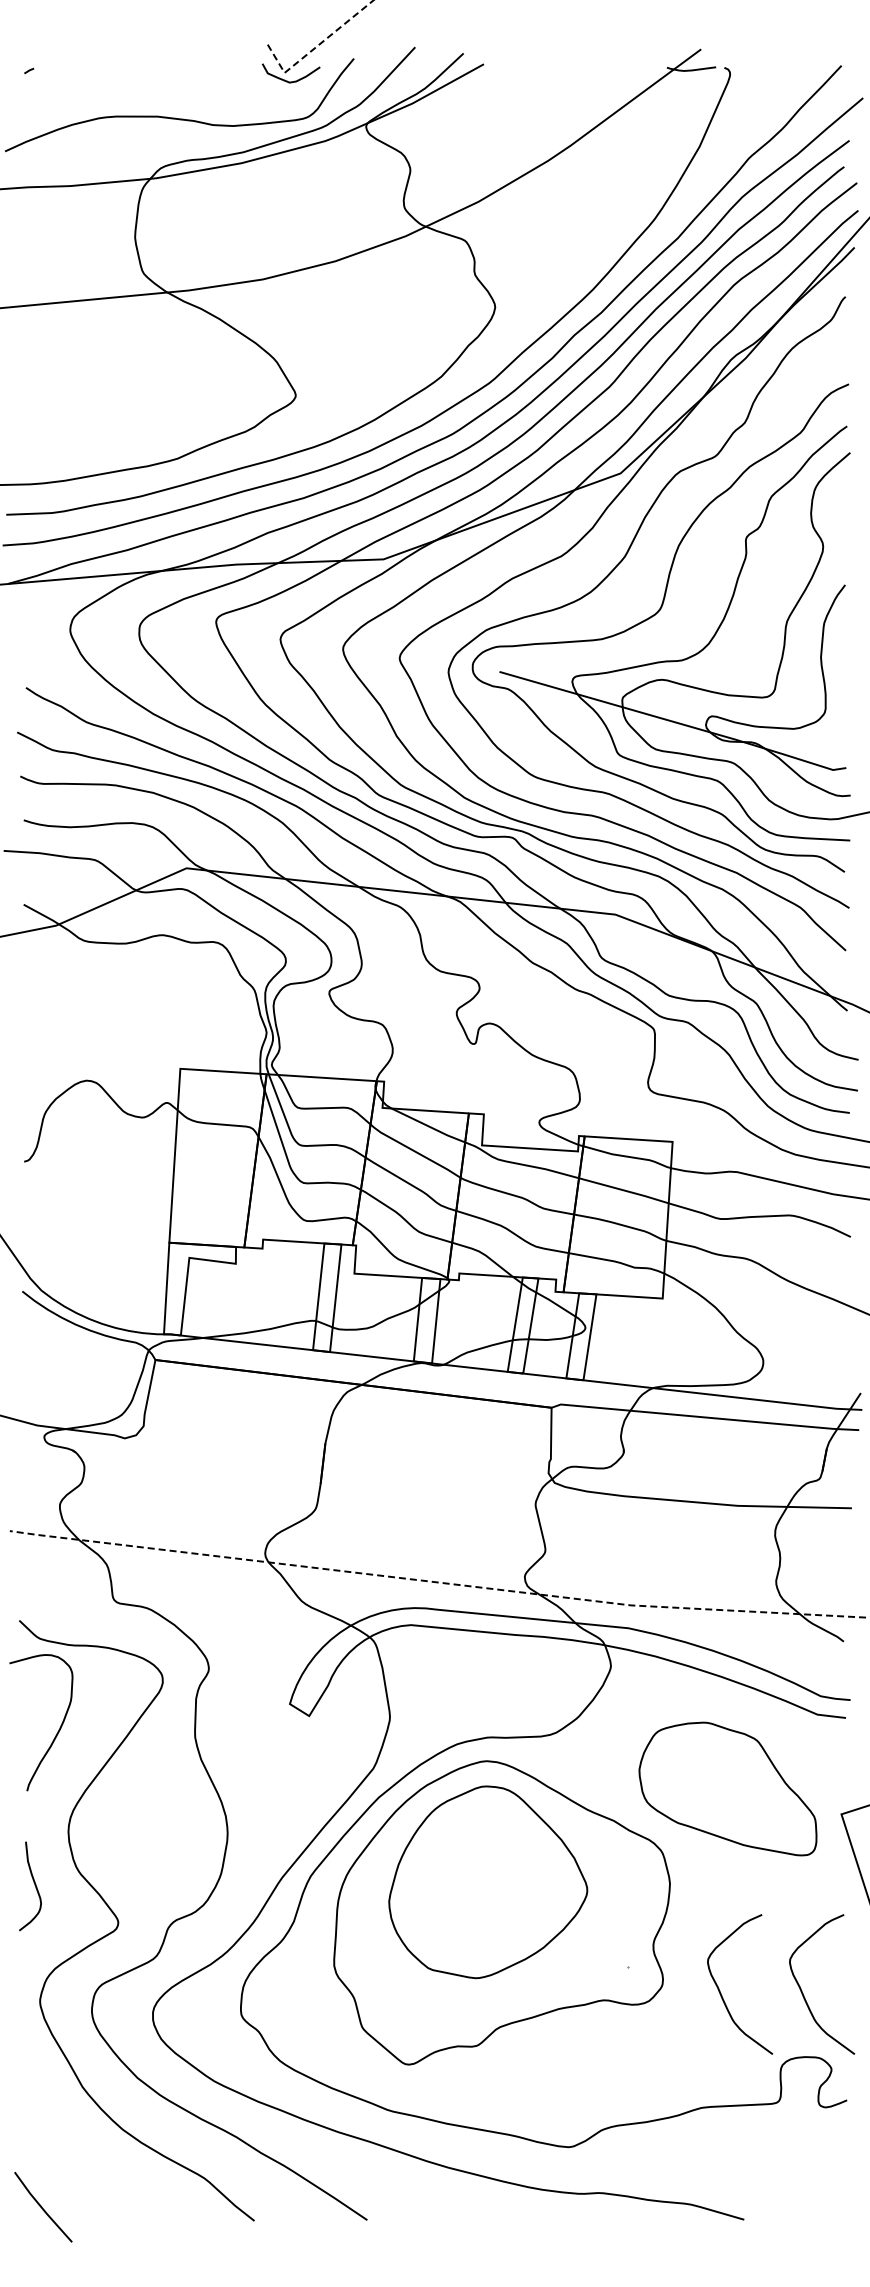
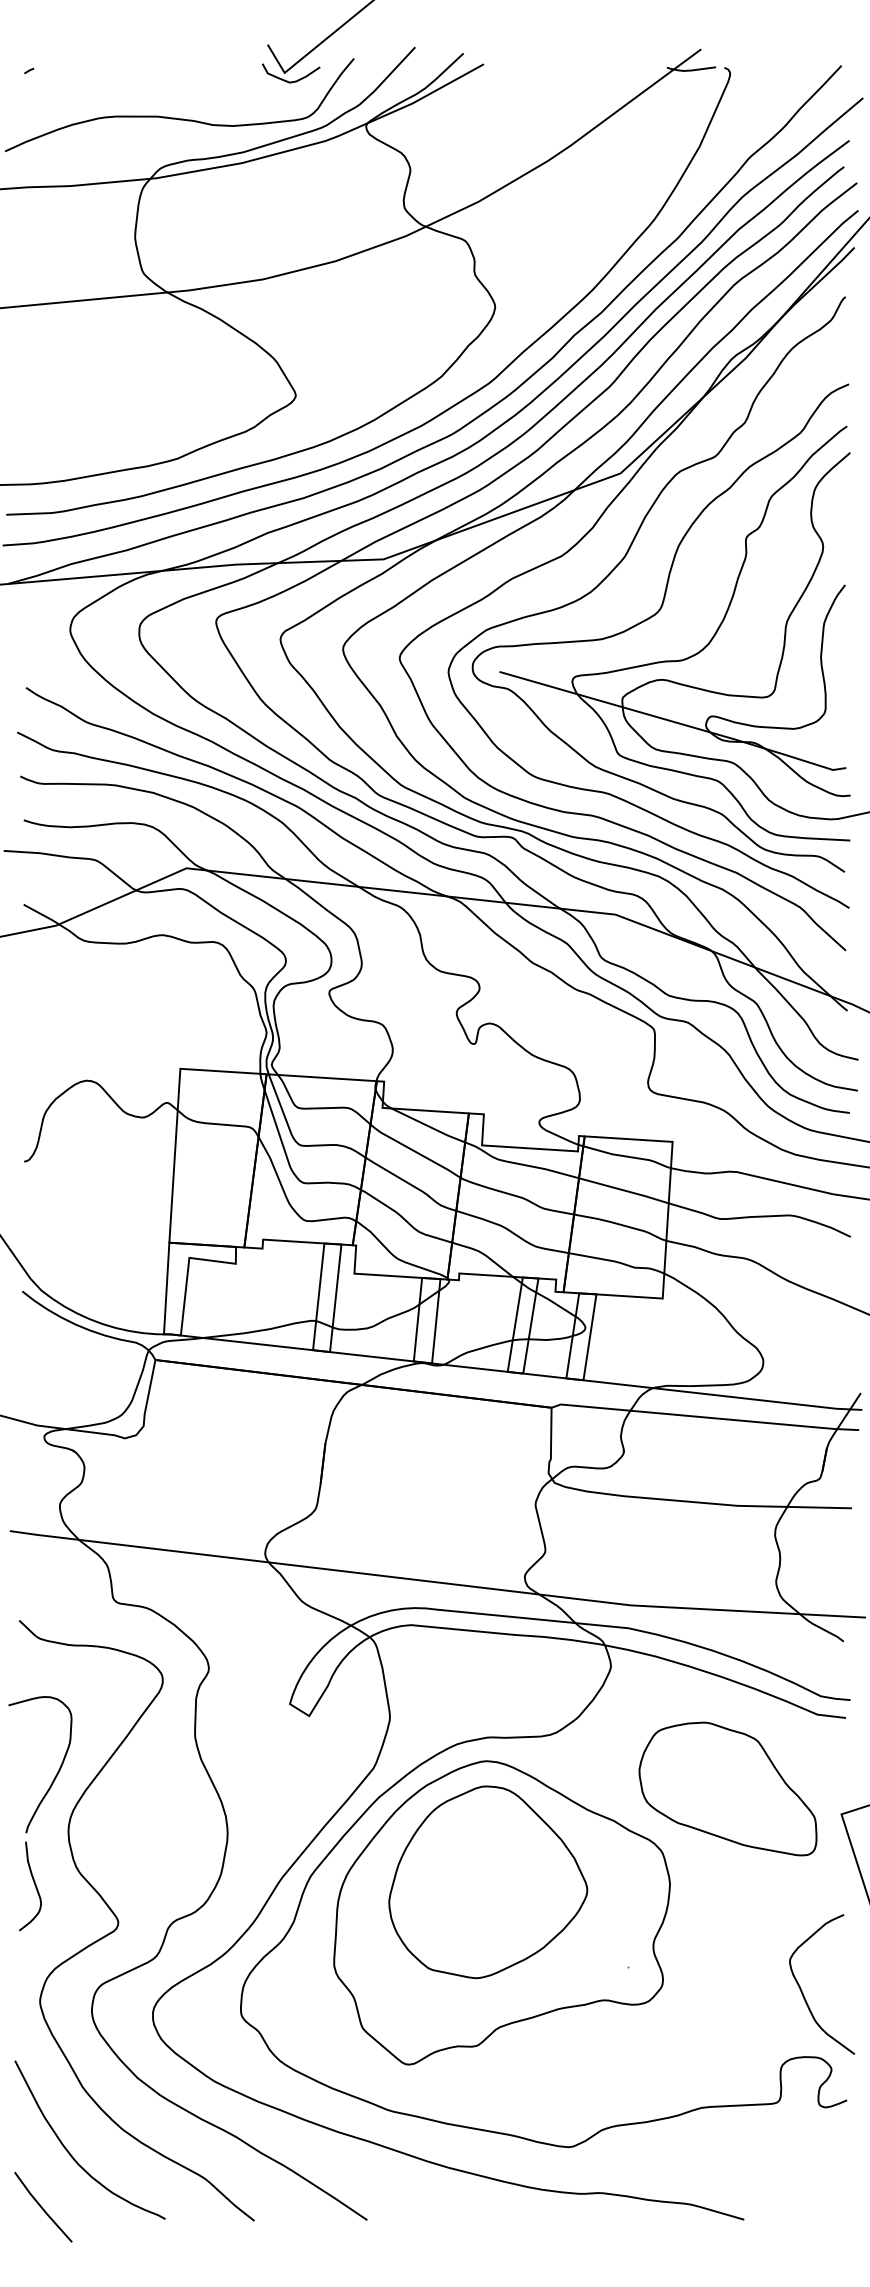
line: dashed -> solid (316, 47)
line: dashed -> solid (436, 1582)
curve position: (57, 1731) -> (56, 1773) (56, 1773)
curve: present -> none (720, 1990)
curve: none -> present (69, 2151)
